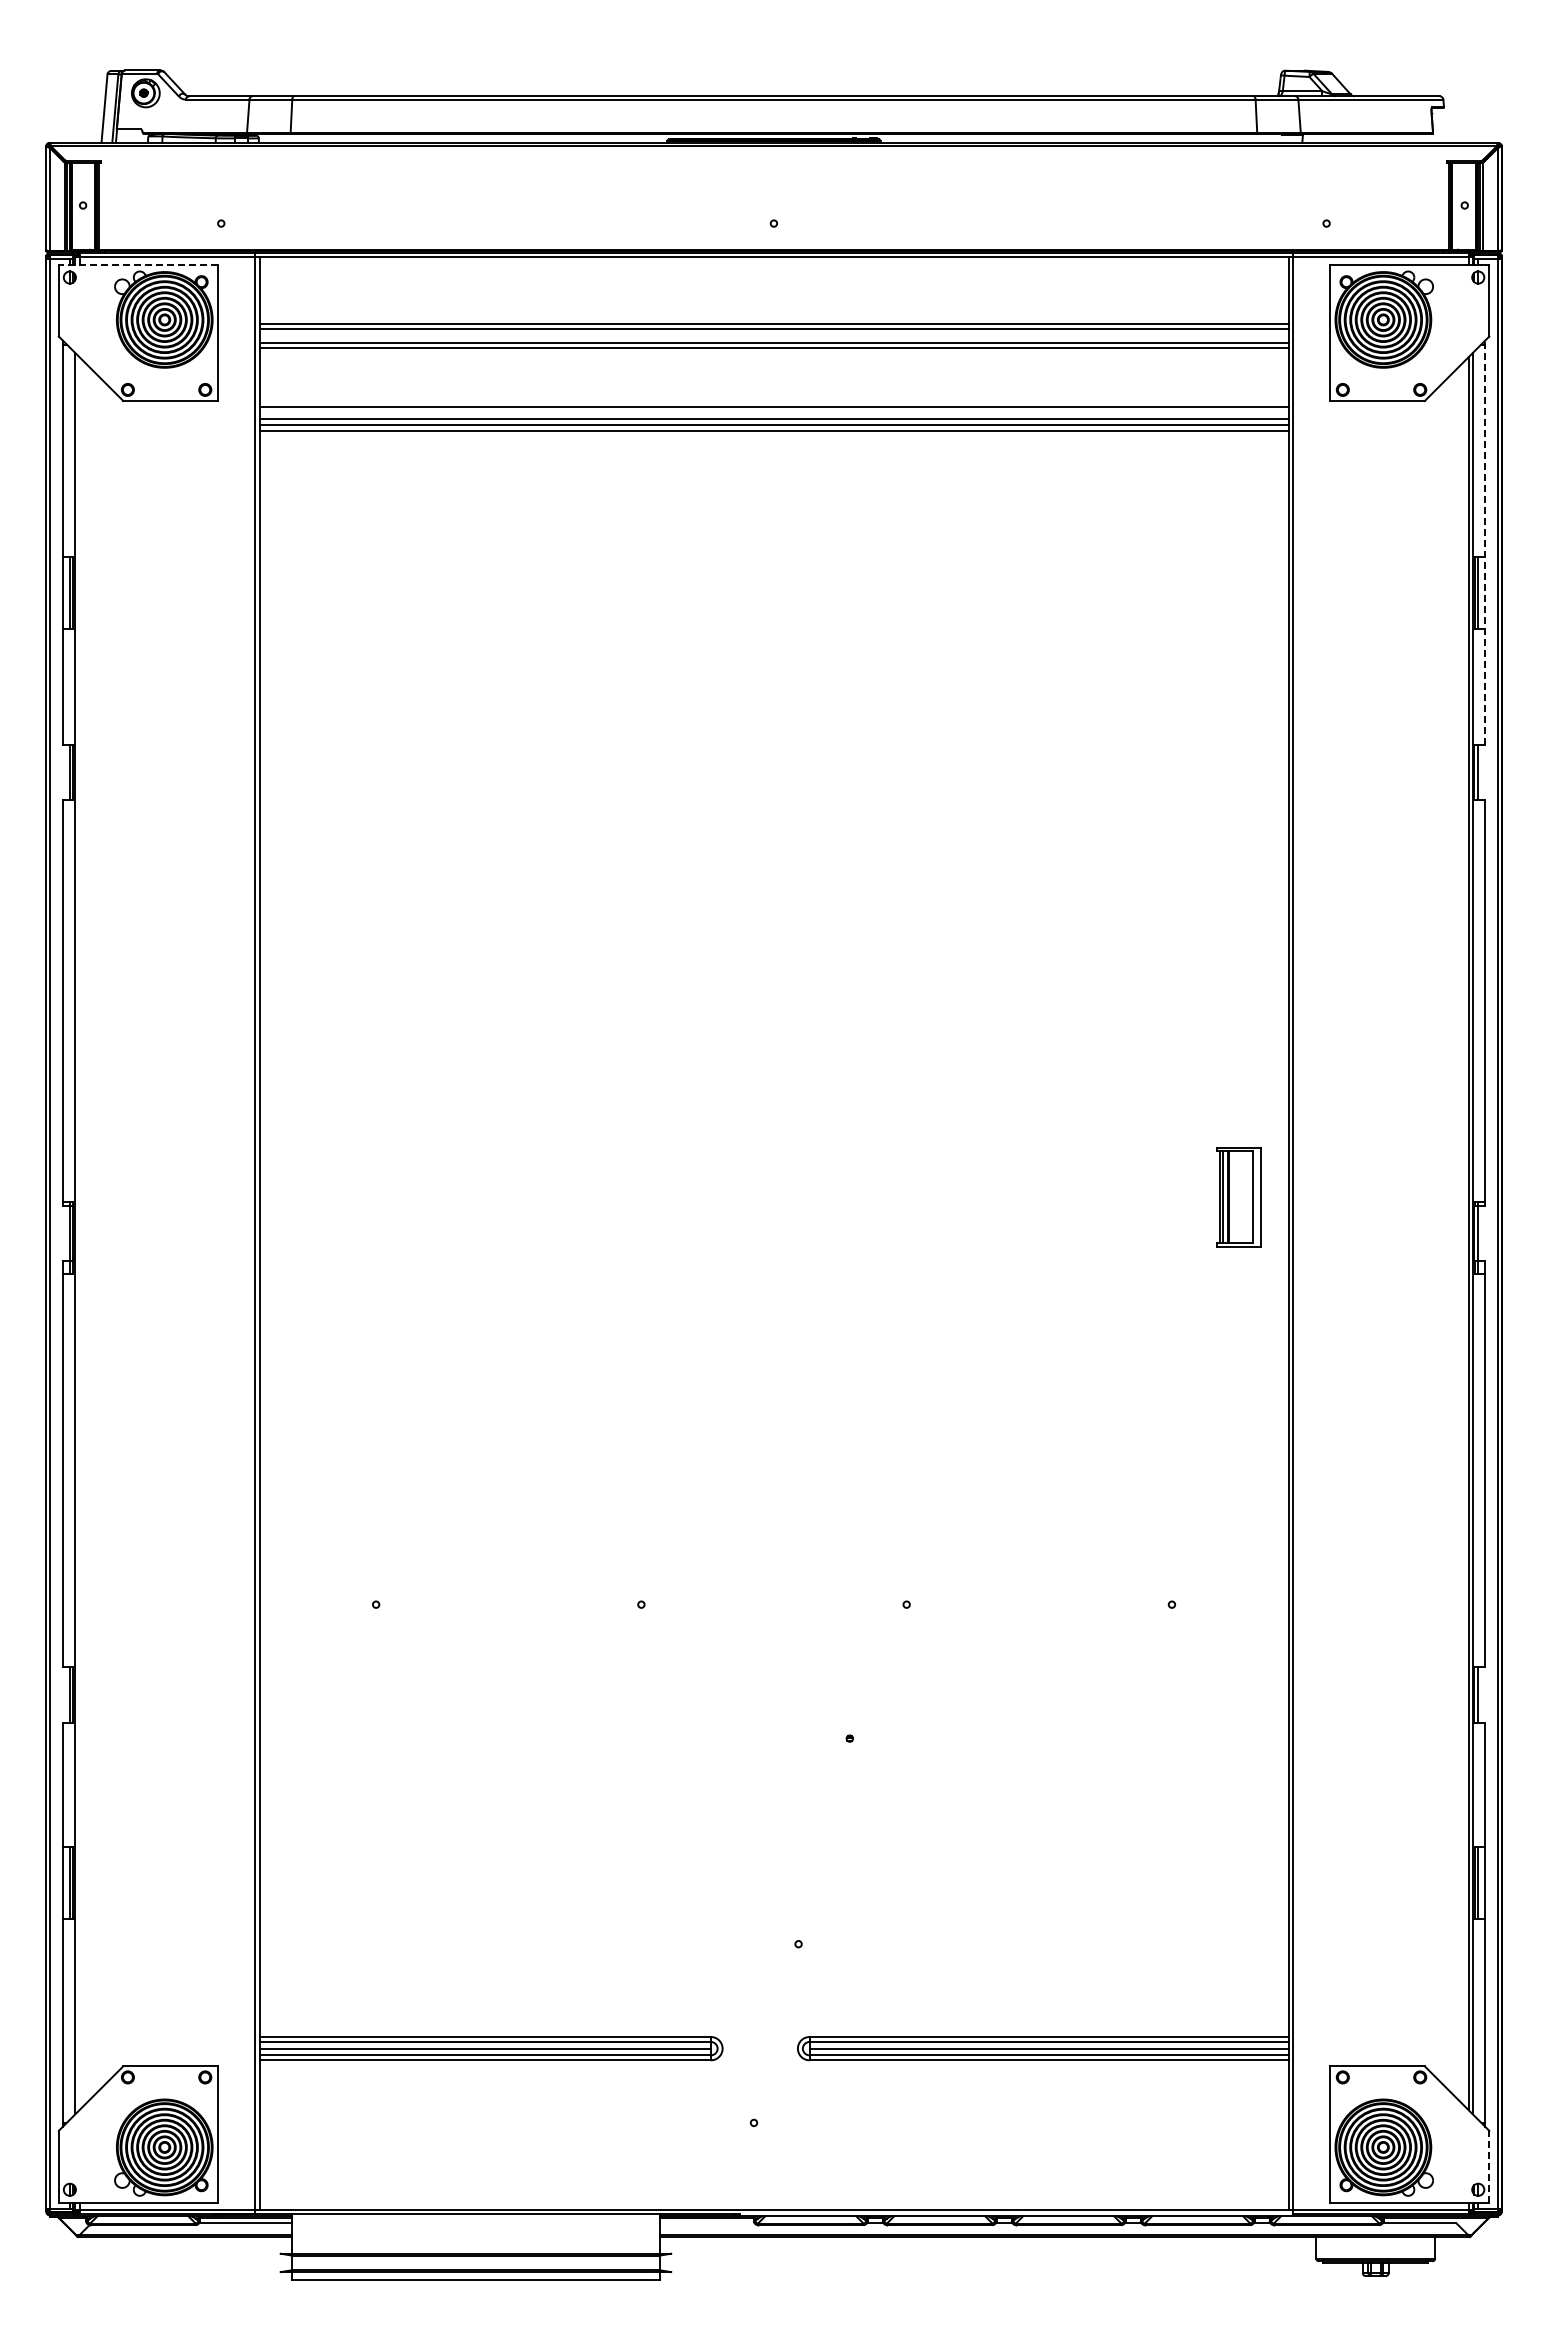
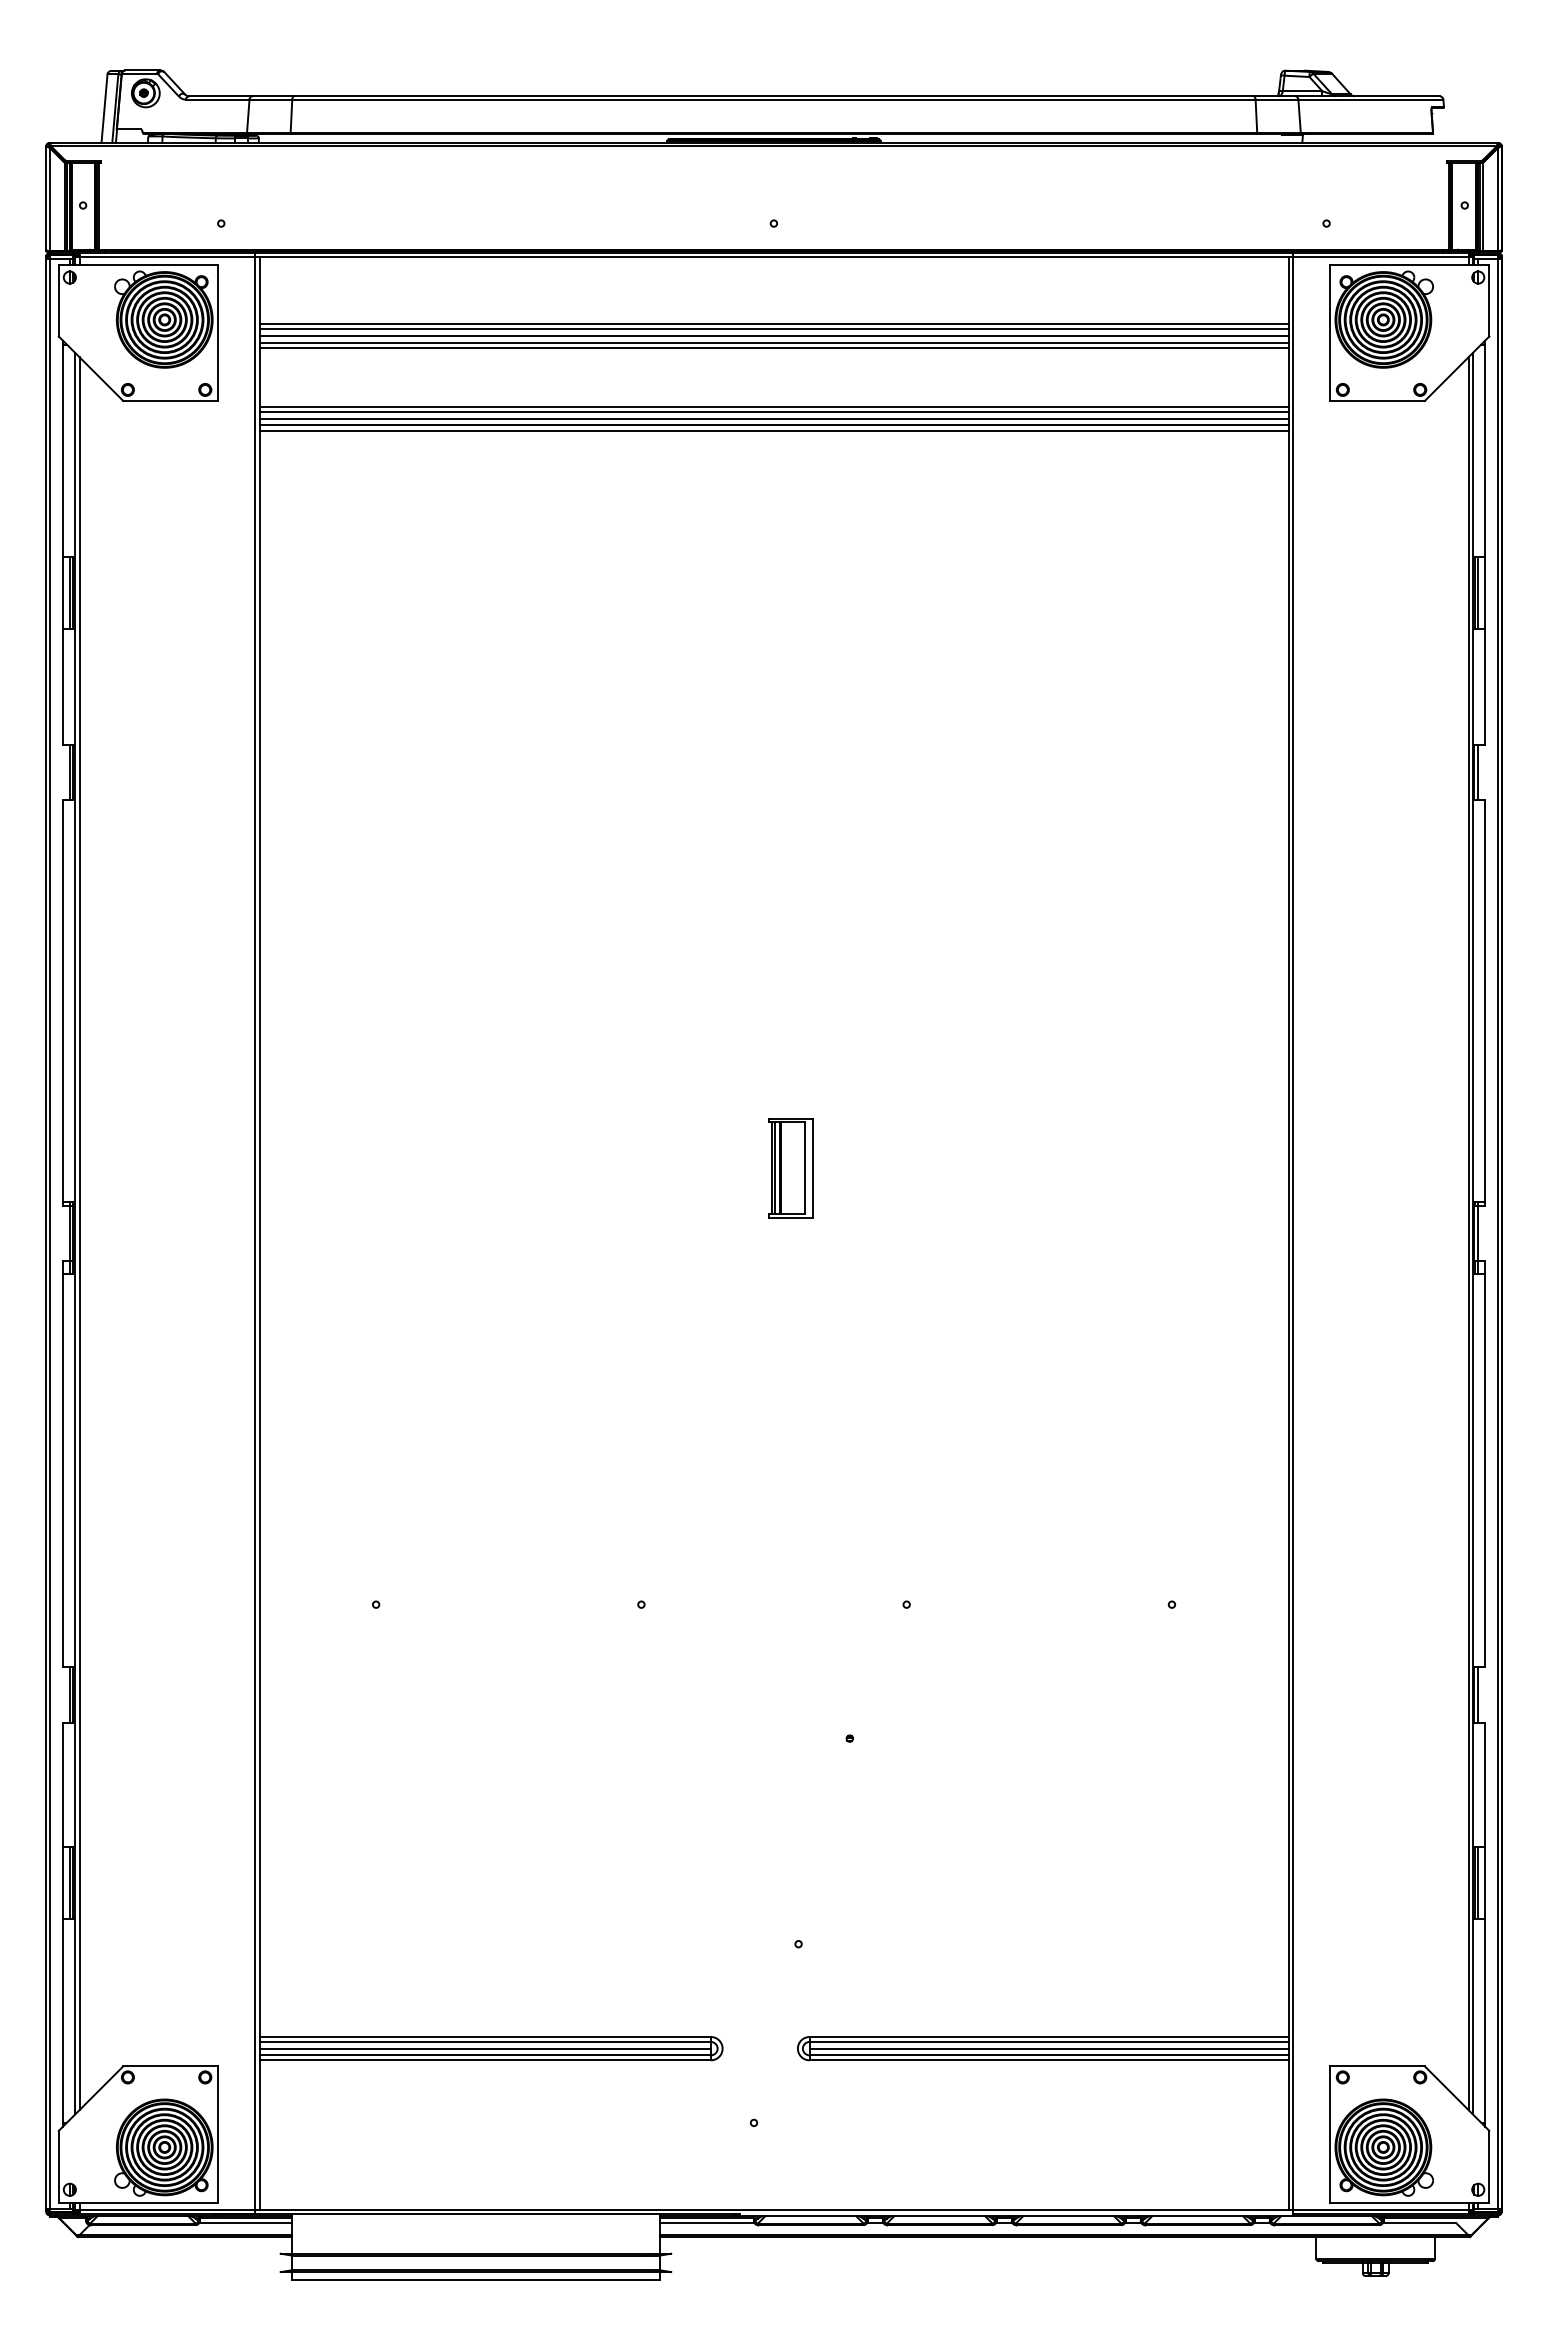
line: dashed -> solid (138, 264)
line: none -> present (773, 335)
line: none -> present (773, 412)
line: dashed -> solid (1485, 542)
part position: (1238, 1197) -> (790, 1168) (790, 1168)
line: none -> present (79, 1233)
line: dashed -> solid (1489, 2166)
line: none -> present (707, 2223)
